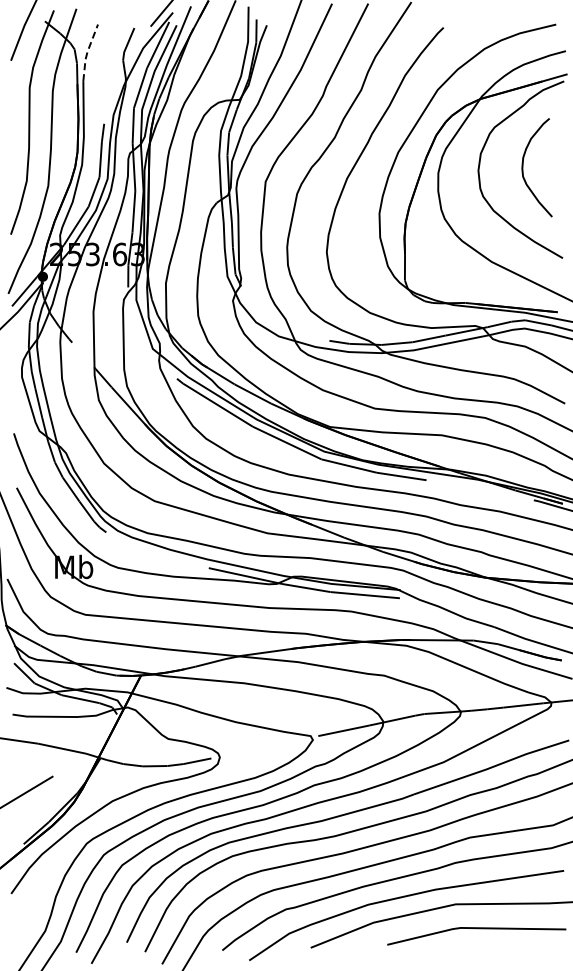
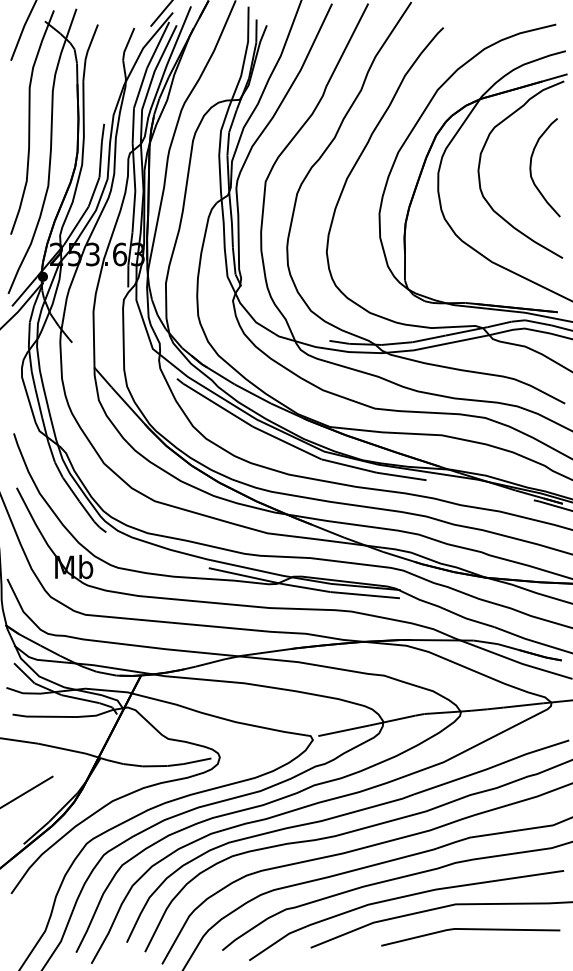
line: dashed -> solid (87, 51)
curve position: (523, 167) -> (531, 167) (531, 167)
line position: (476, 929) -> (470, 930) (470, 930)
